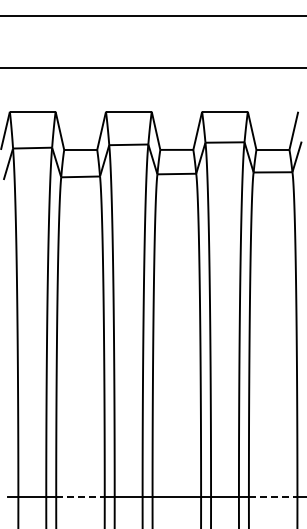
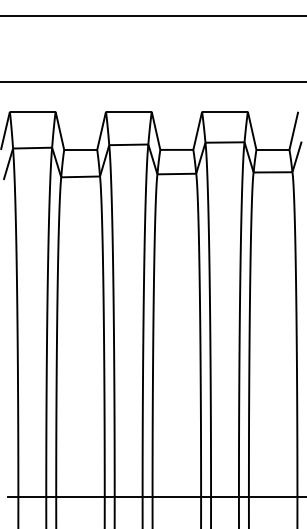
line position: (152, 67) -> (152, 81) (152, 81)
line: dashed -> solid (80, 496)
line: dashed -> solid (273, 496)
